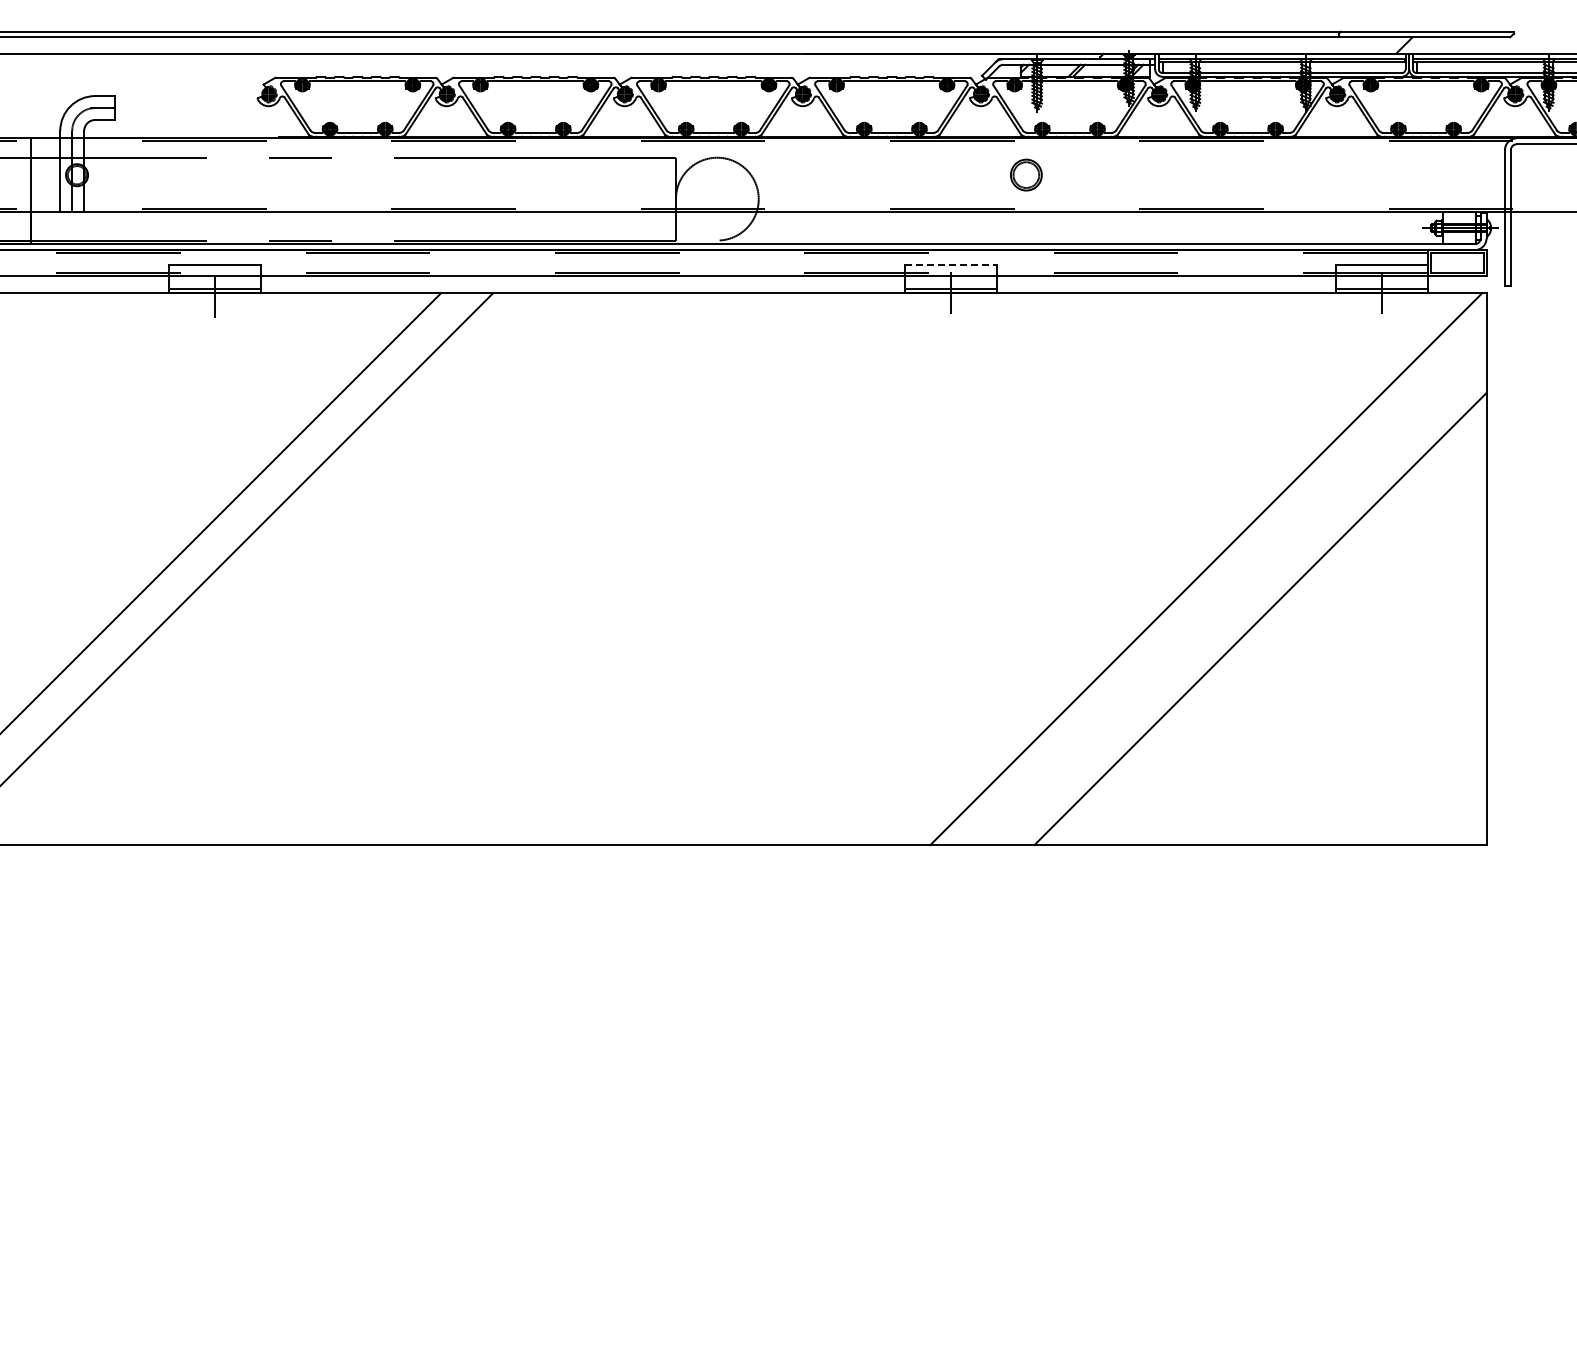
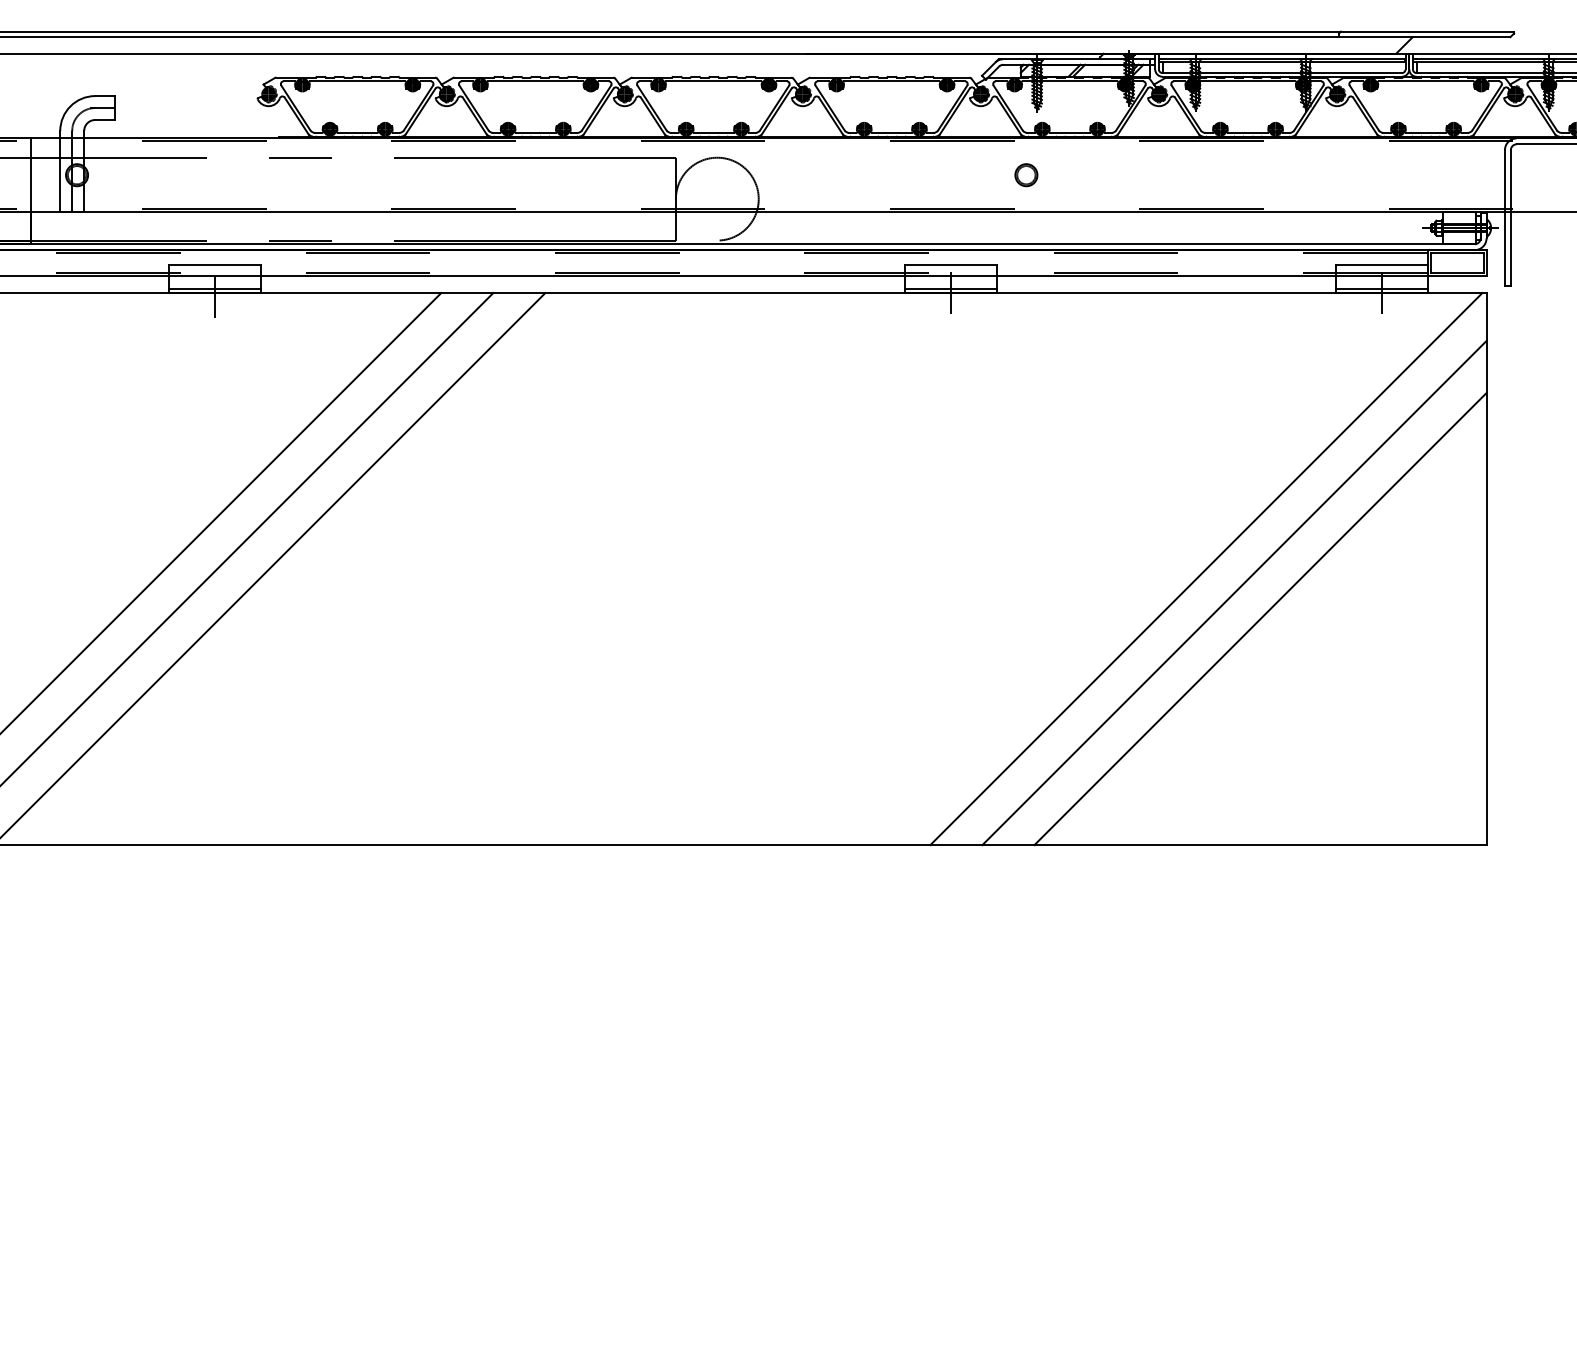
part size: 33x34 px -> 25x25 px (1026, 175)
line: dashed -> solid (951, 265)
line: none -> present (273, 564)
line: none -> present (1234, 592)
